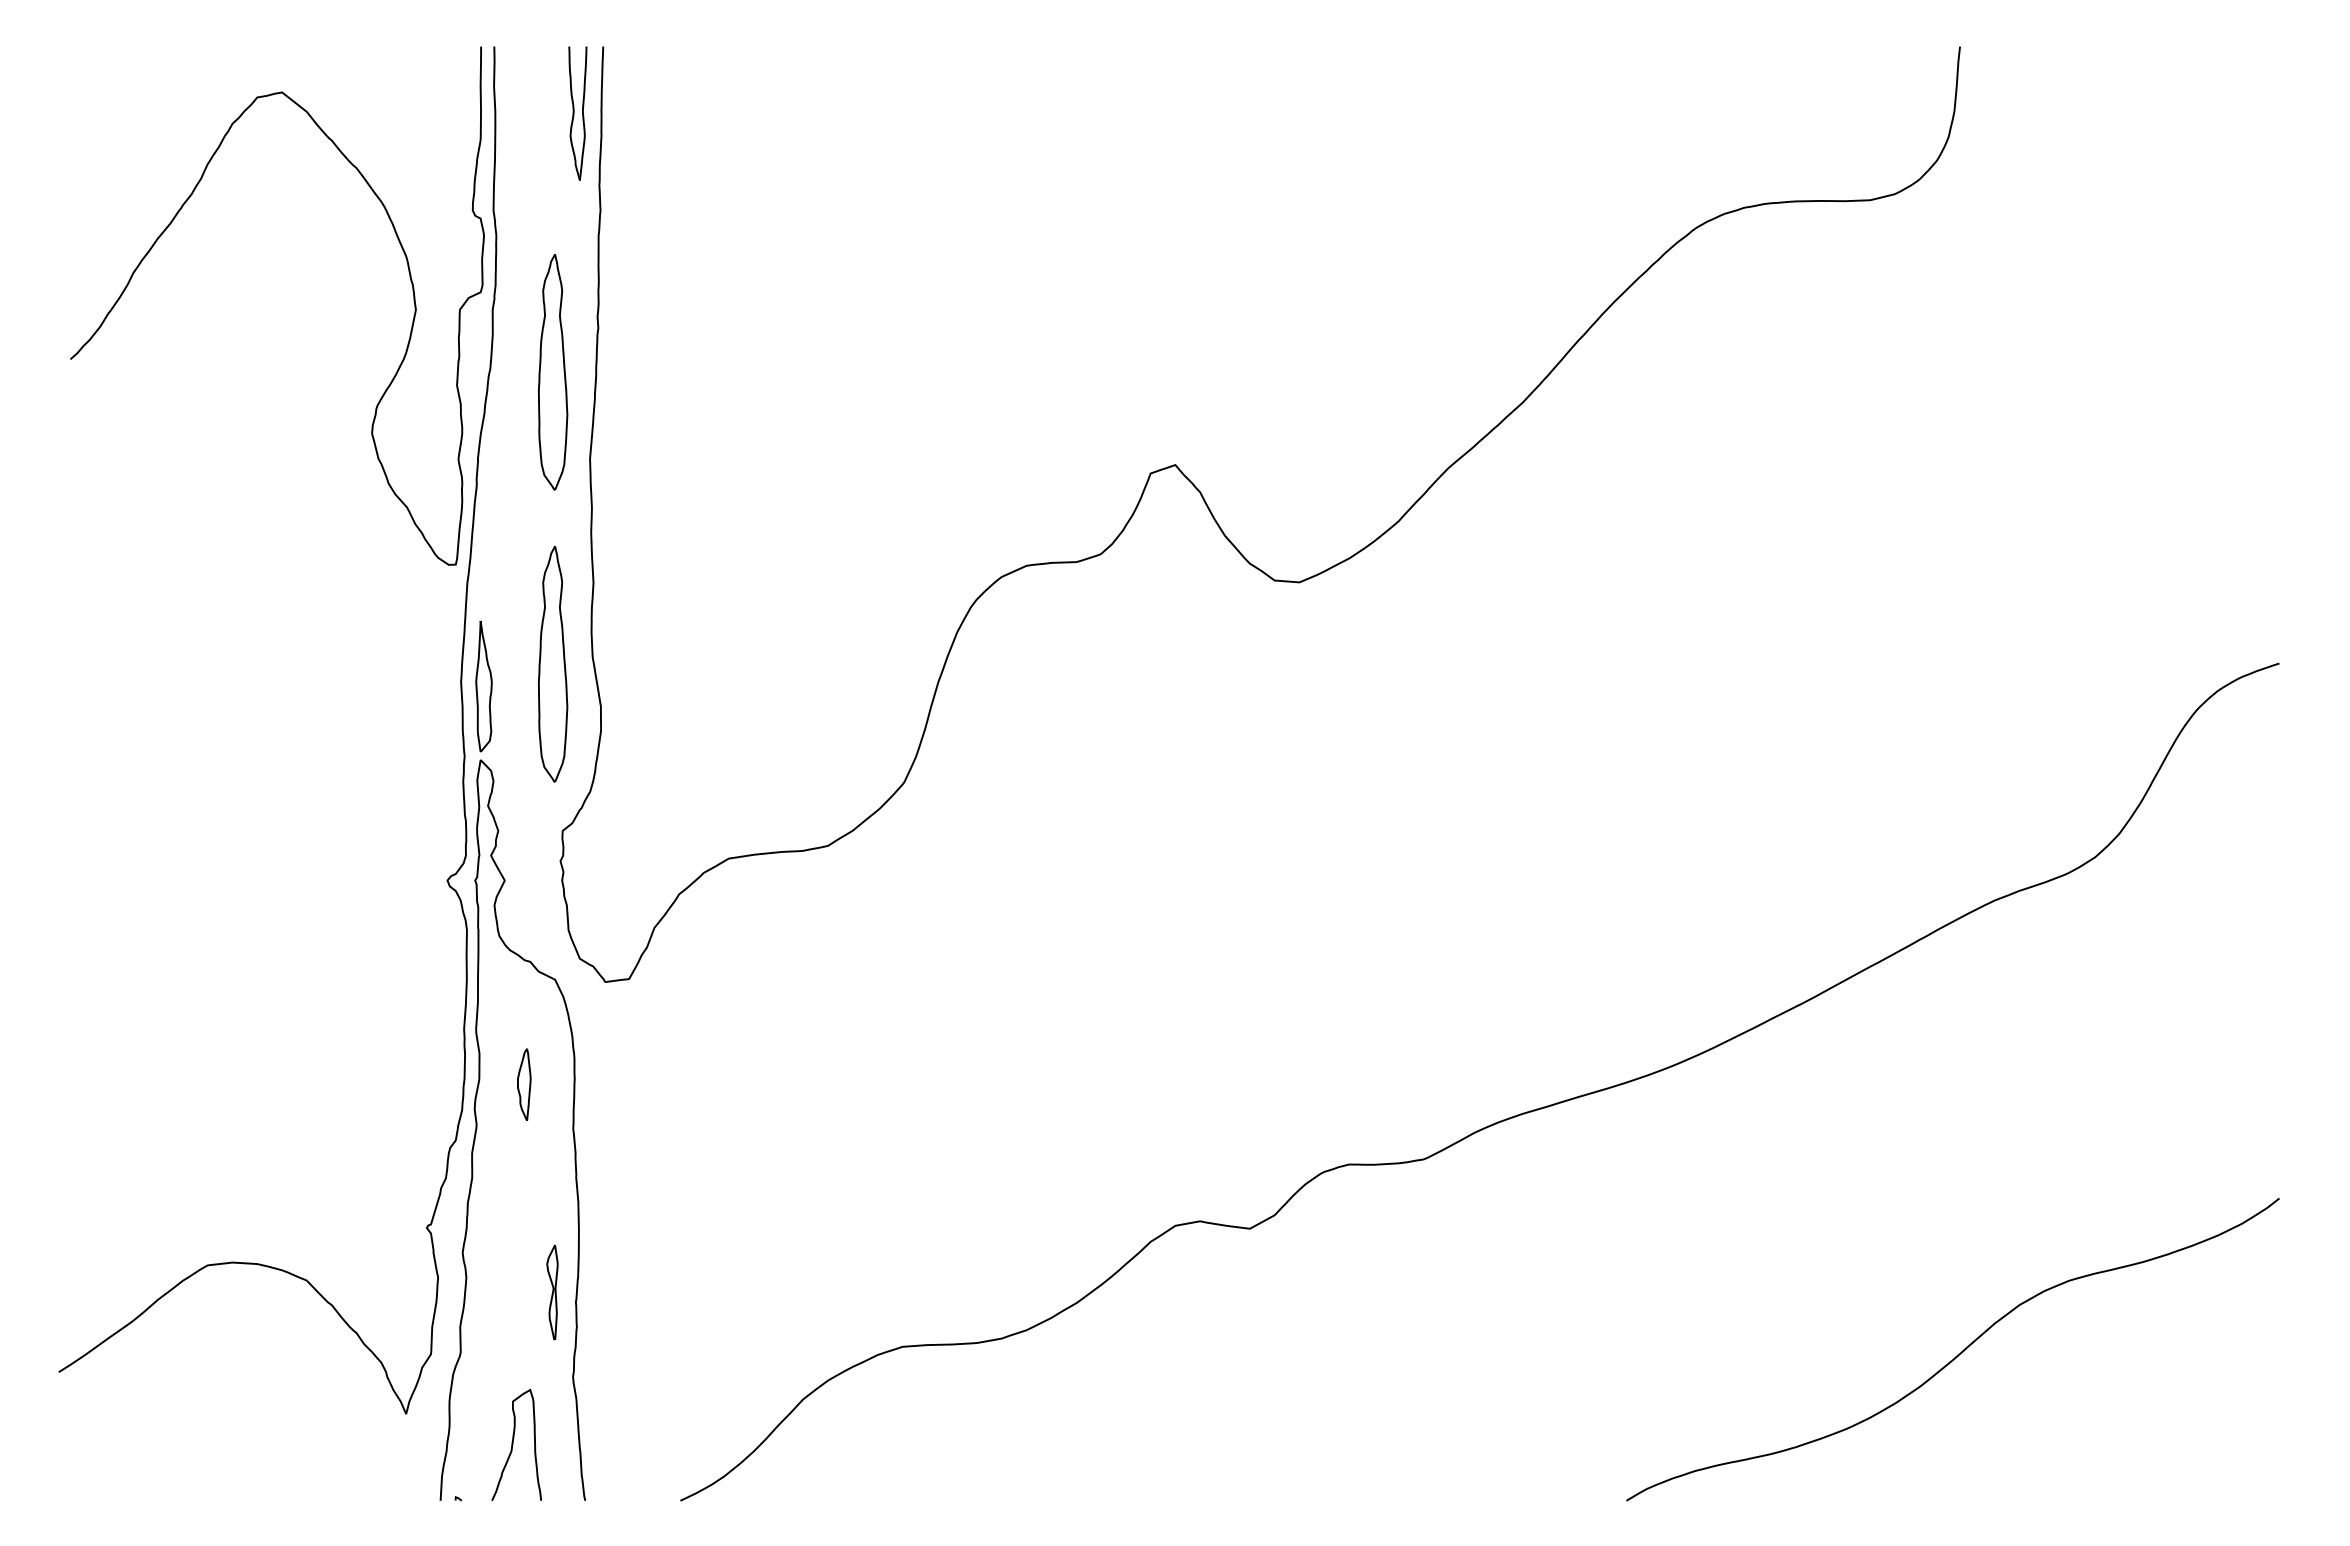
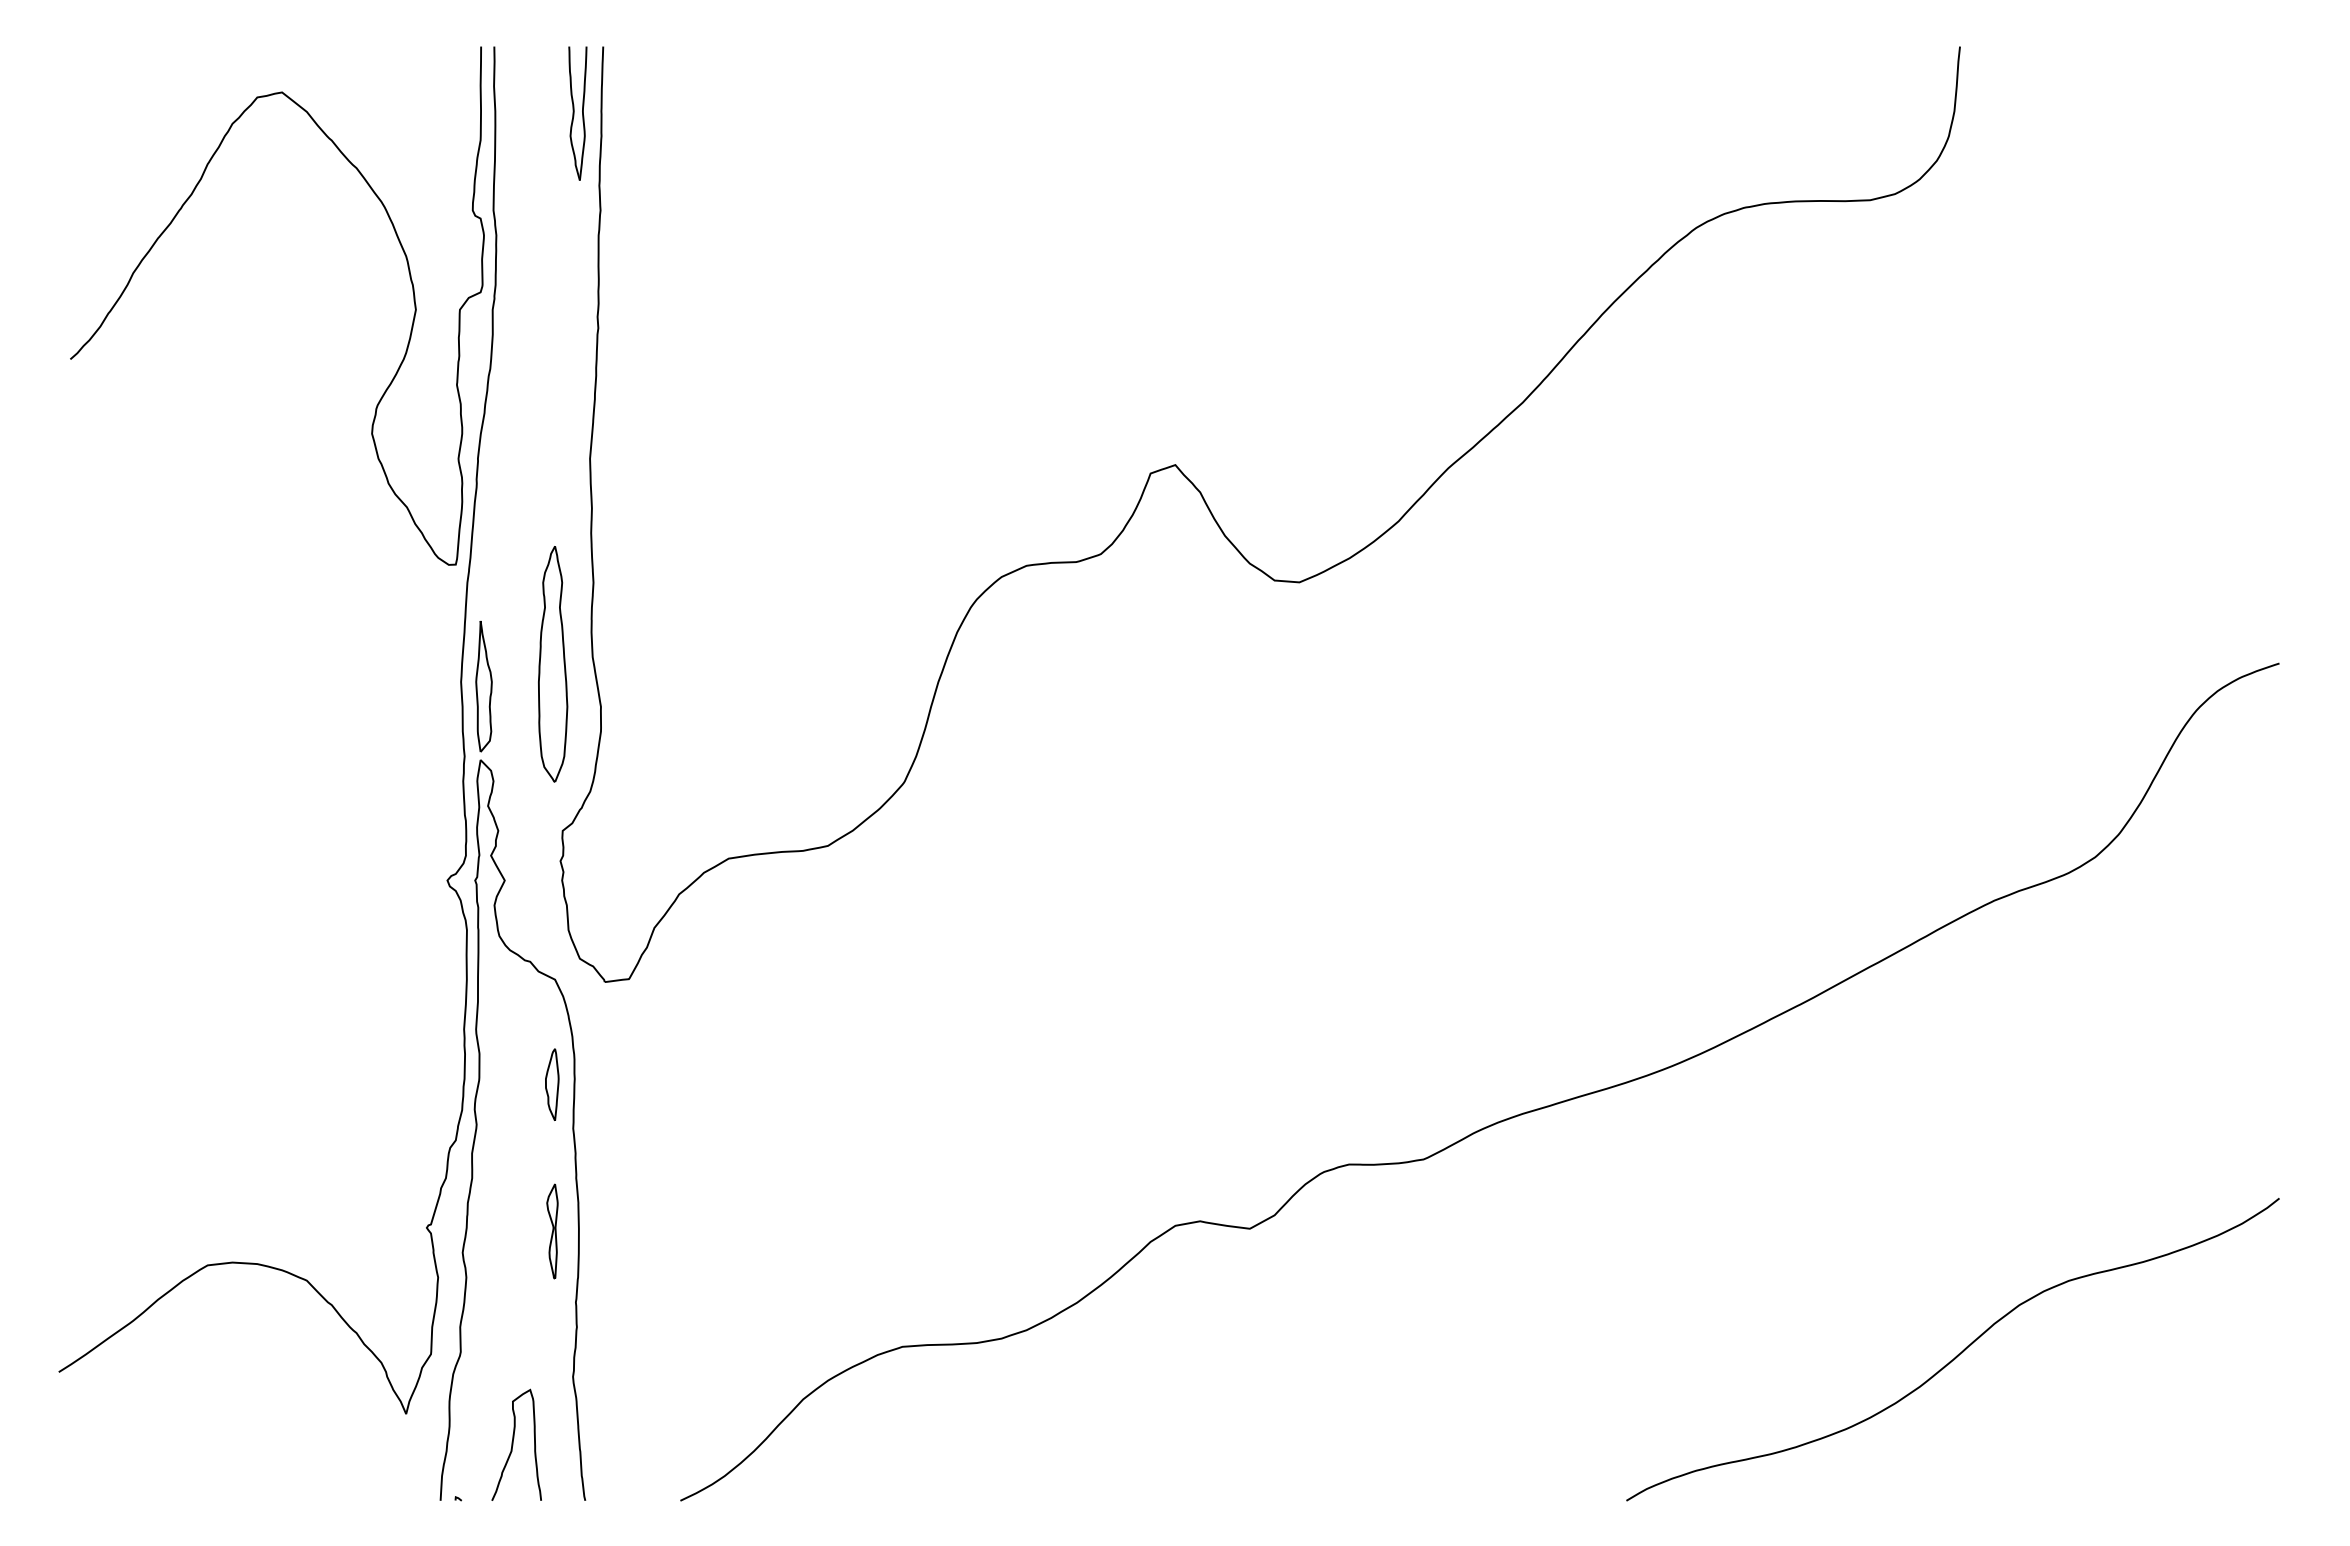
part: present -> none (553, 372)
part position: (524, 1084) -> (552, 1084) (552, 1084)
part position: (552, 1292) -> (552, 1231) (552, 1231)
